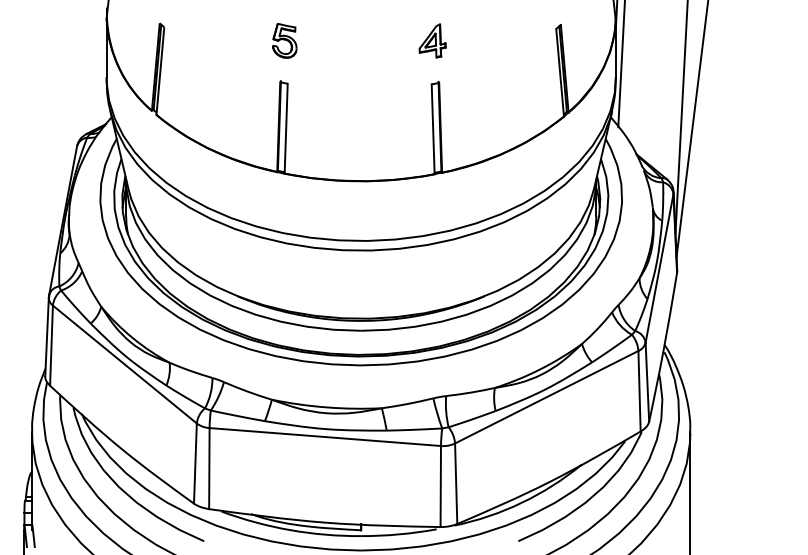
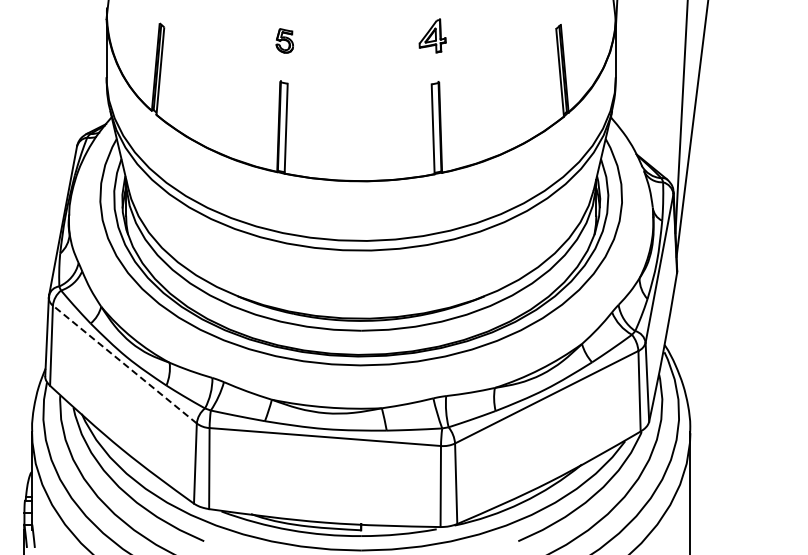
part size: 26x36 px -> 19x26 px (284, 40)
part position: (432, 40) -> (432, 35) (432, 35)
line: present -> none (621, 64)
line: solid -> dashed (124, 364)
